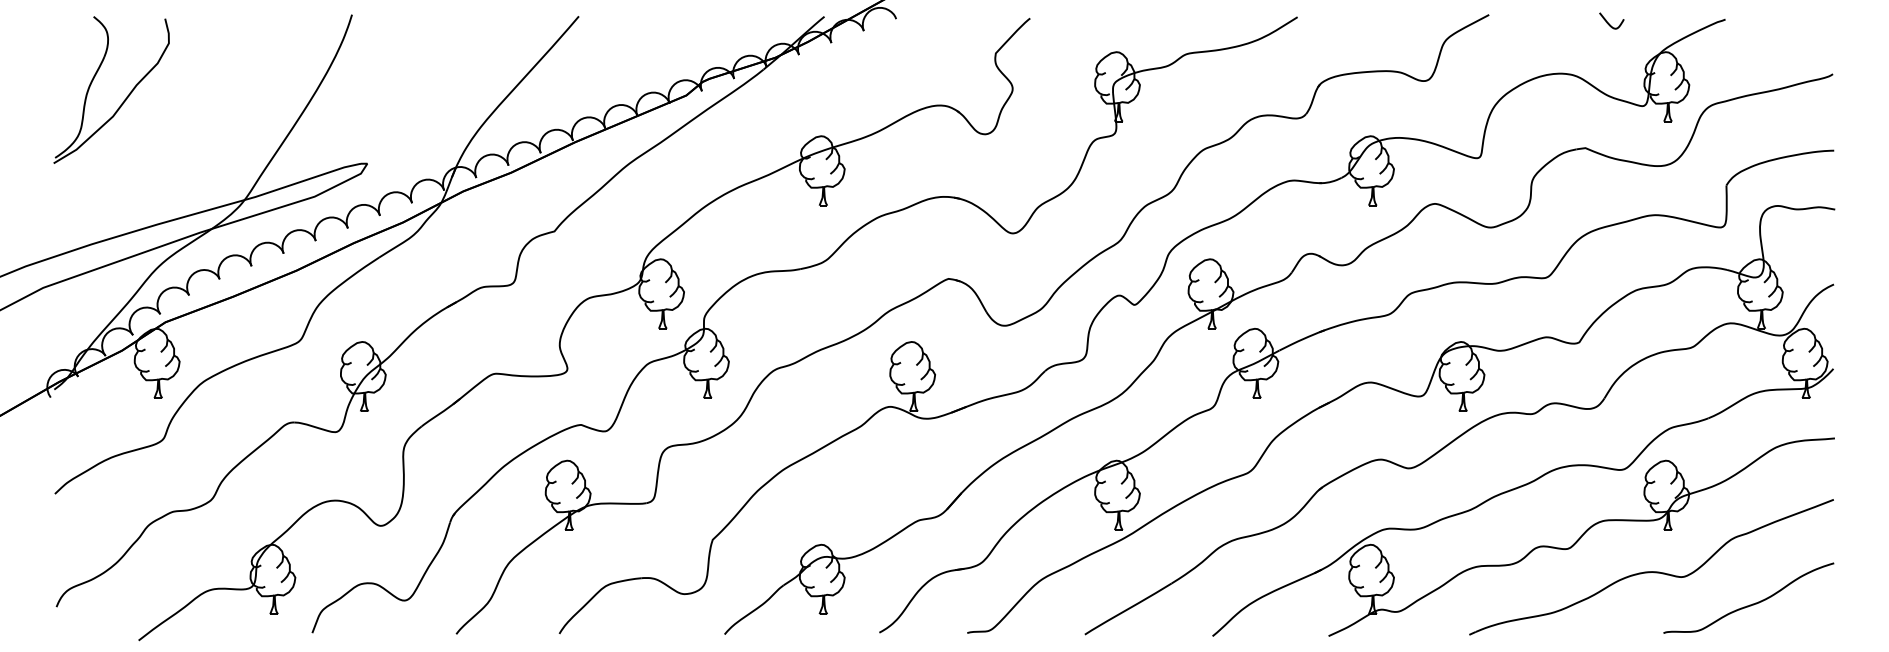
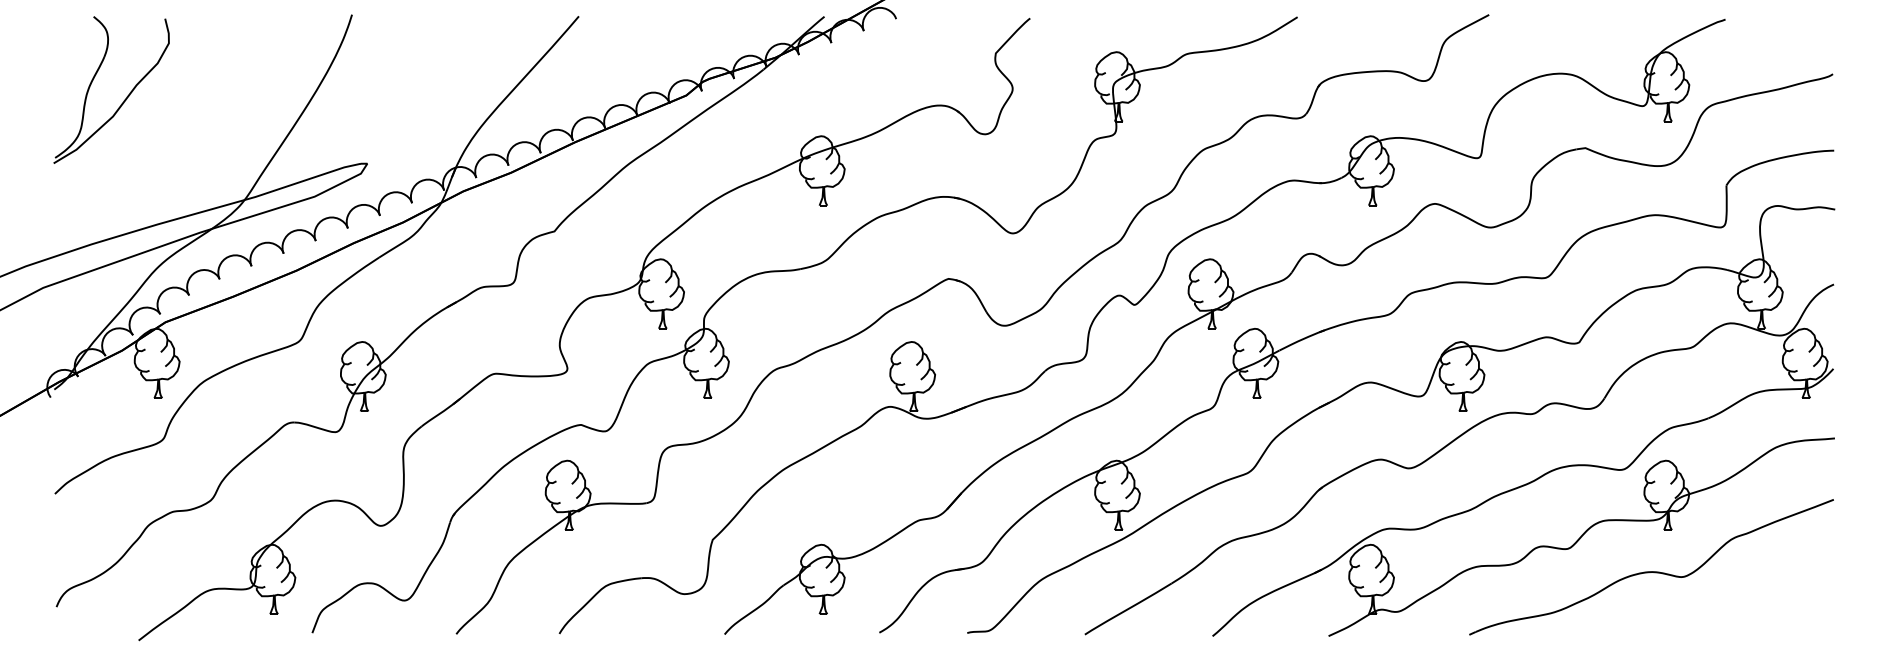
curve: present -> none (1608, 22)
curve: present -> none (1749, 604)
